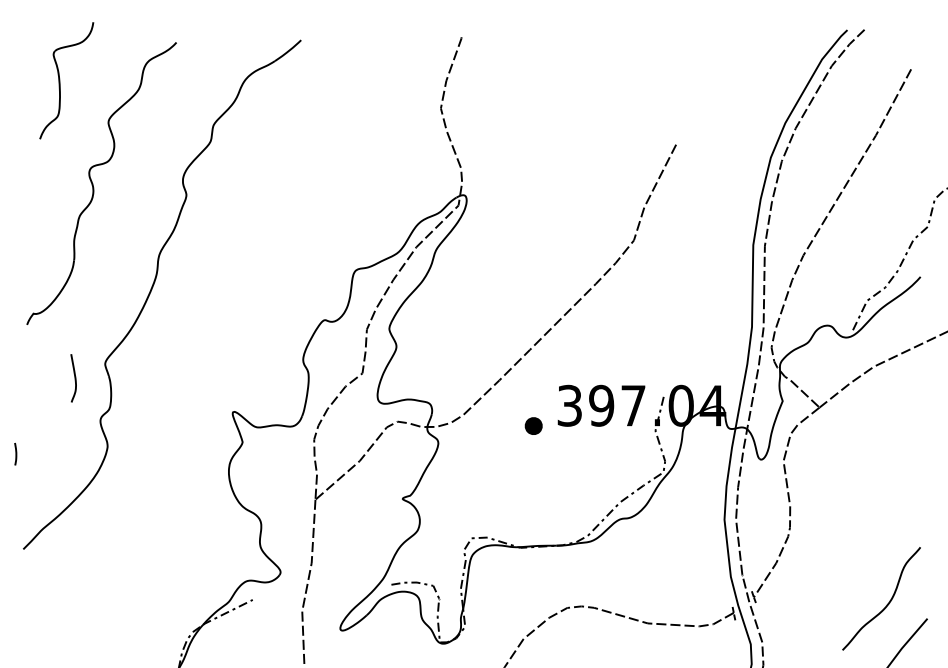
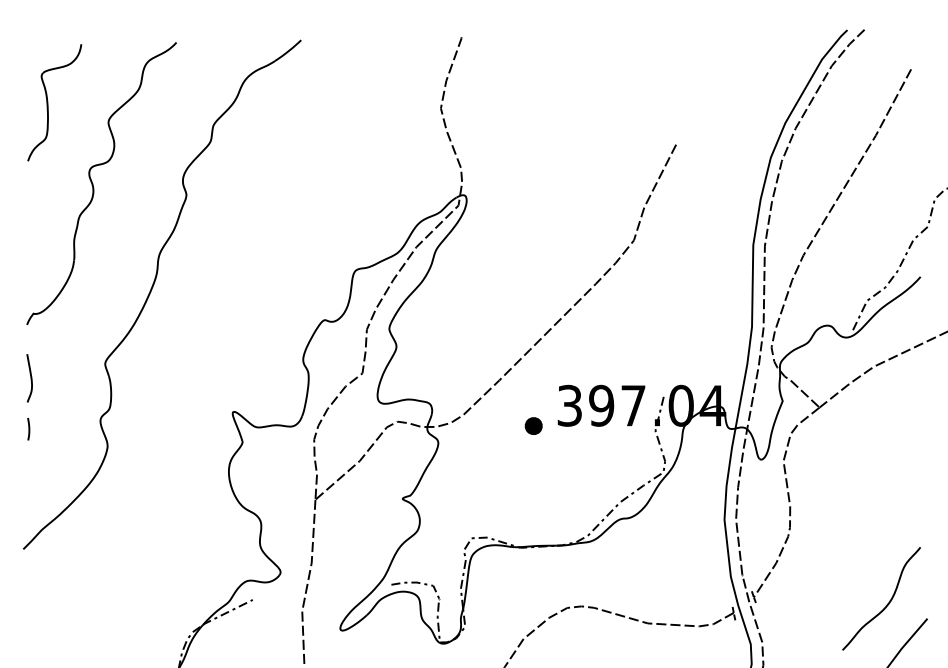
part position: (66, 80) -> (54, 102) (54, 102)
curve position: (74, 378) -> (30, 378) (30, 378)
line position: (15, 453) -> (28, 428) (28, 428)
